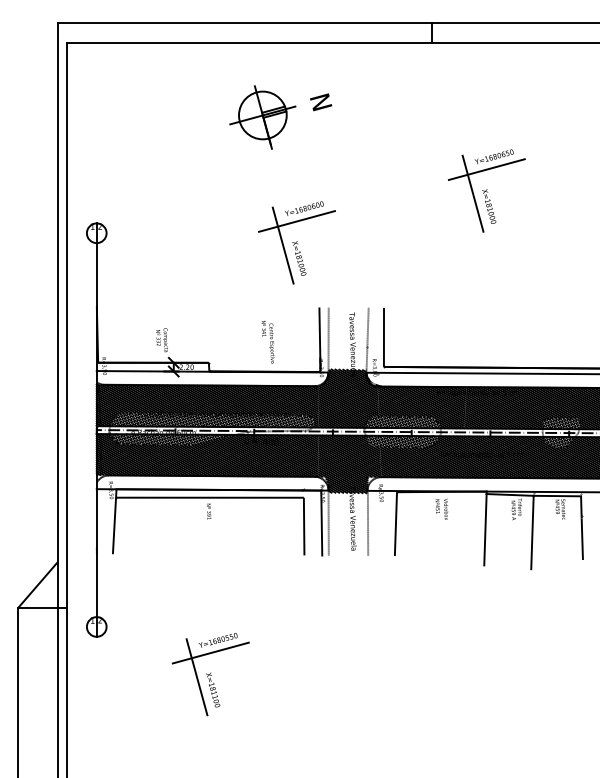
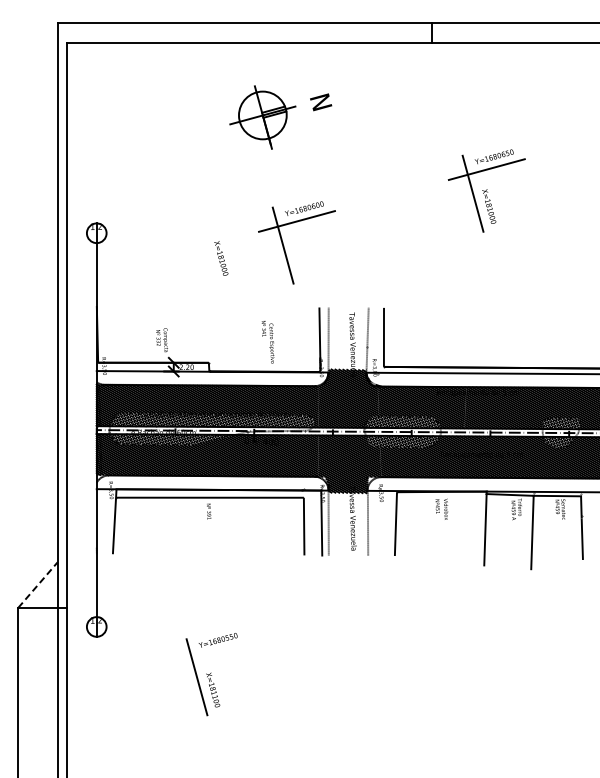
text position: (299, 258) -> (221, 258) (221, 258)
line: solid -> dashed (38, 584)
line: present -> none (210, 652)
